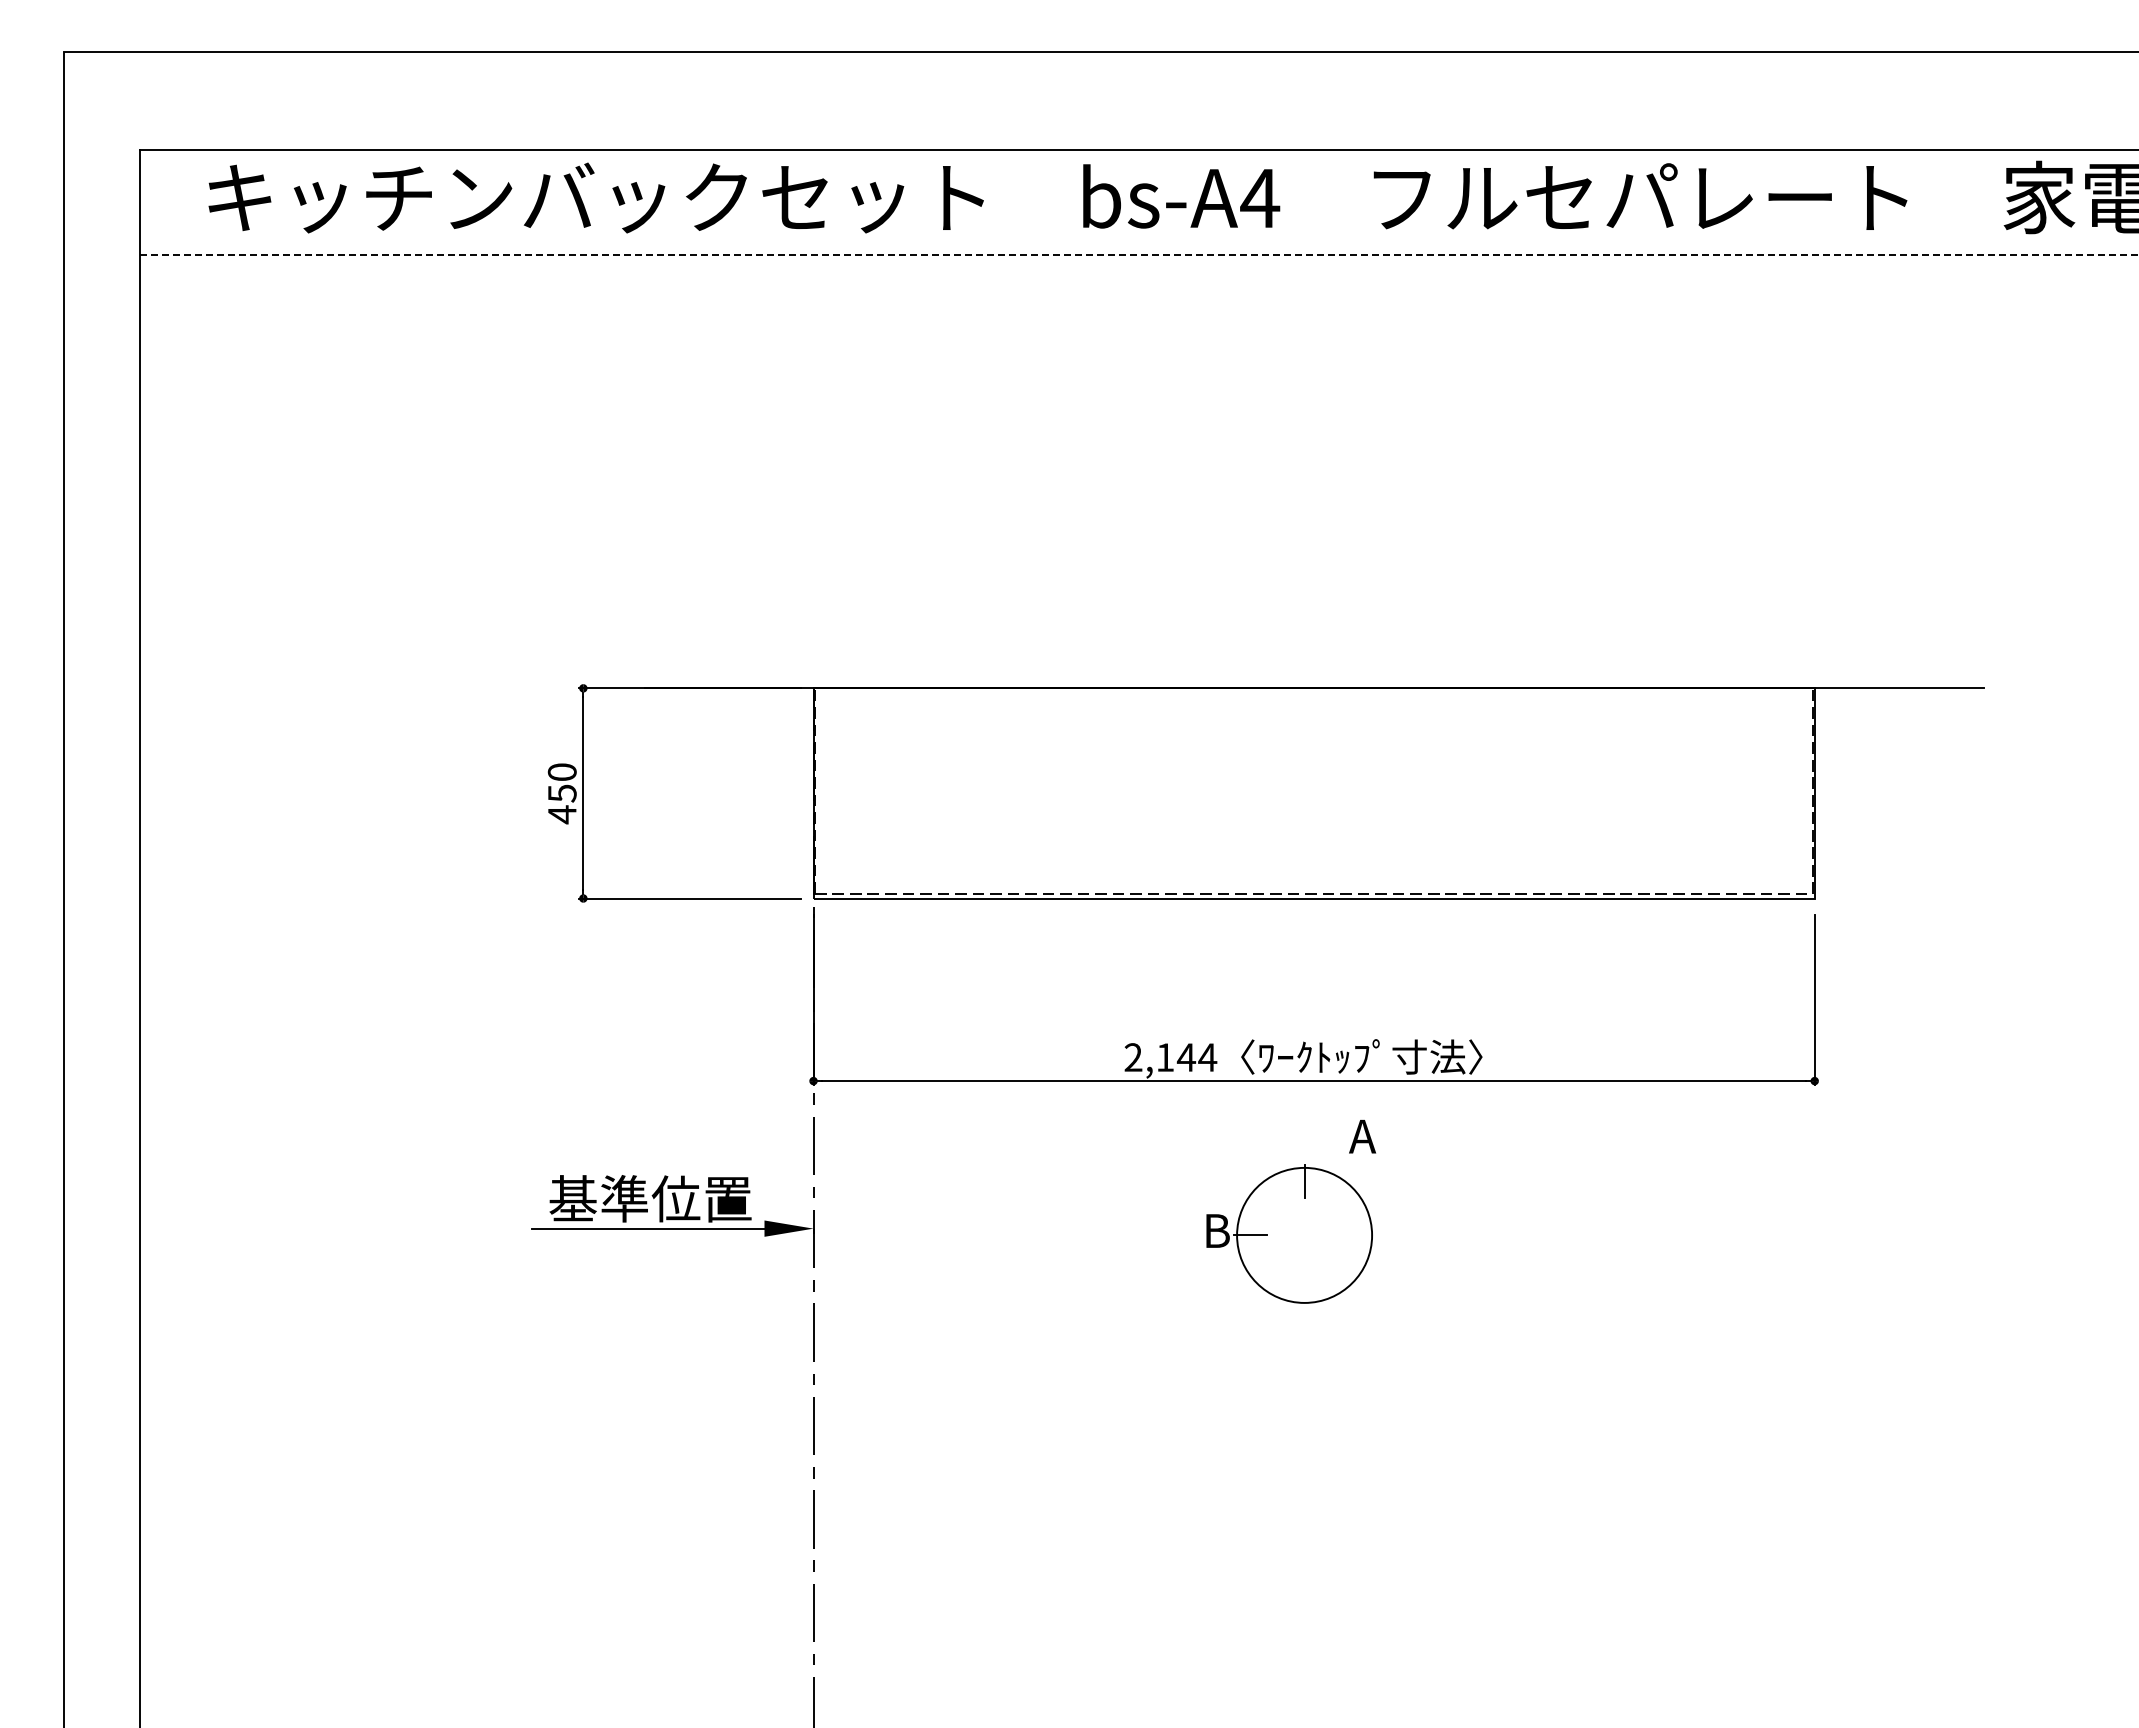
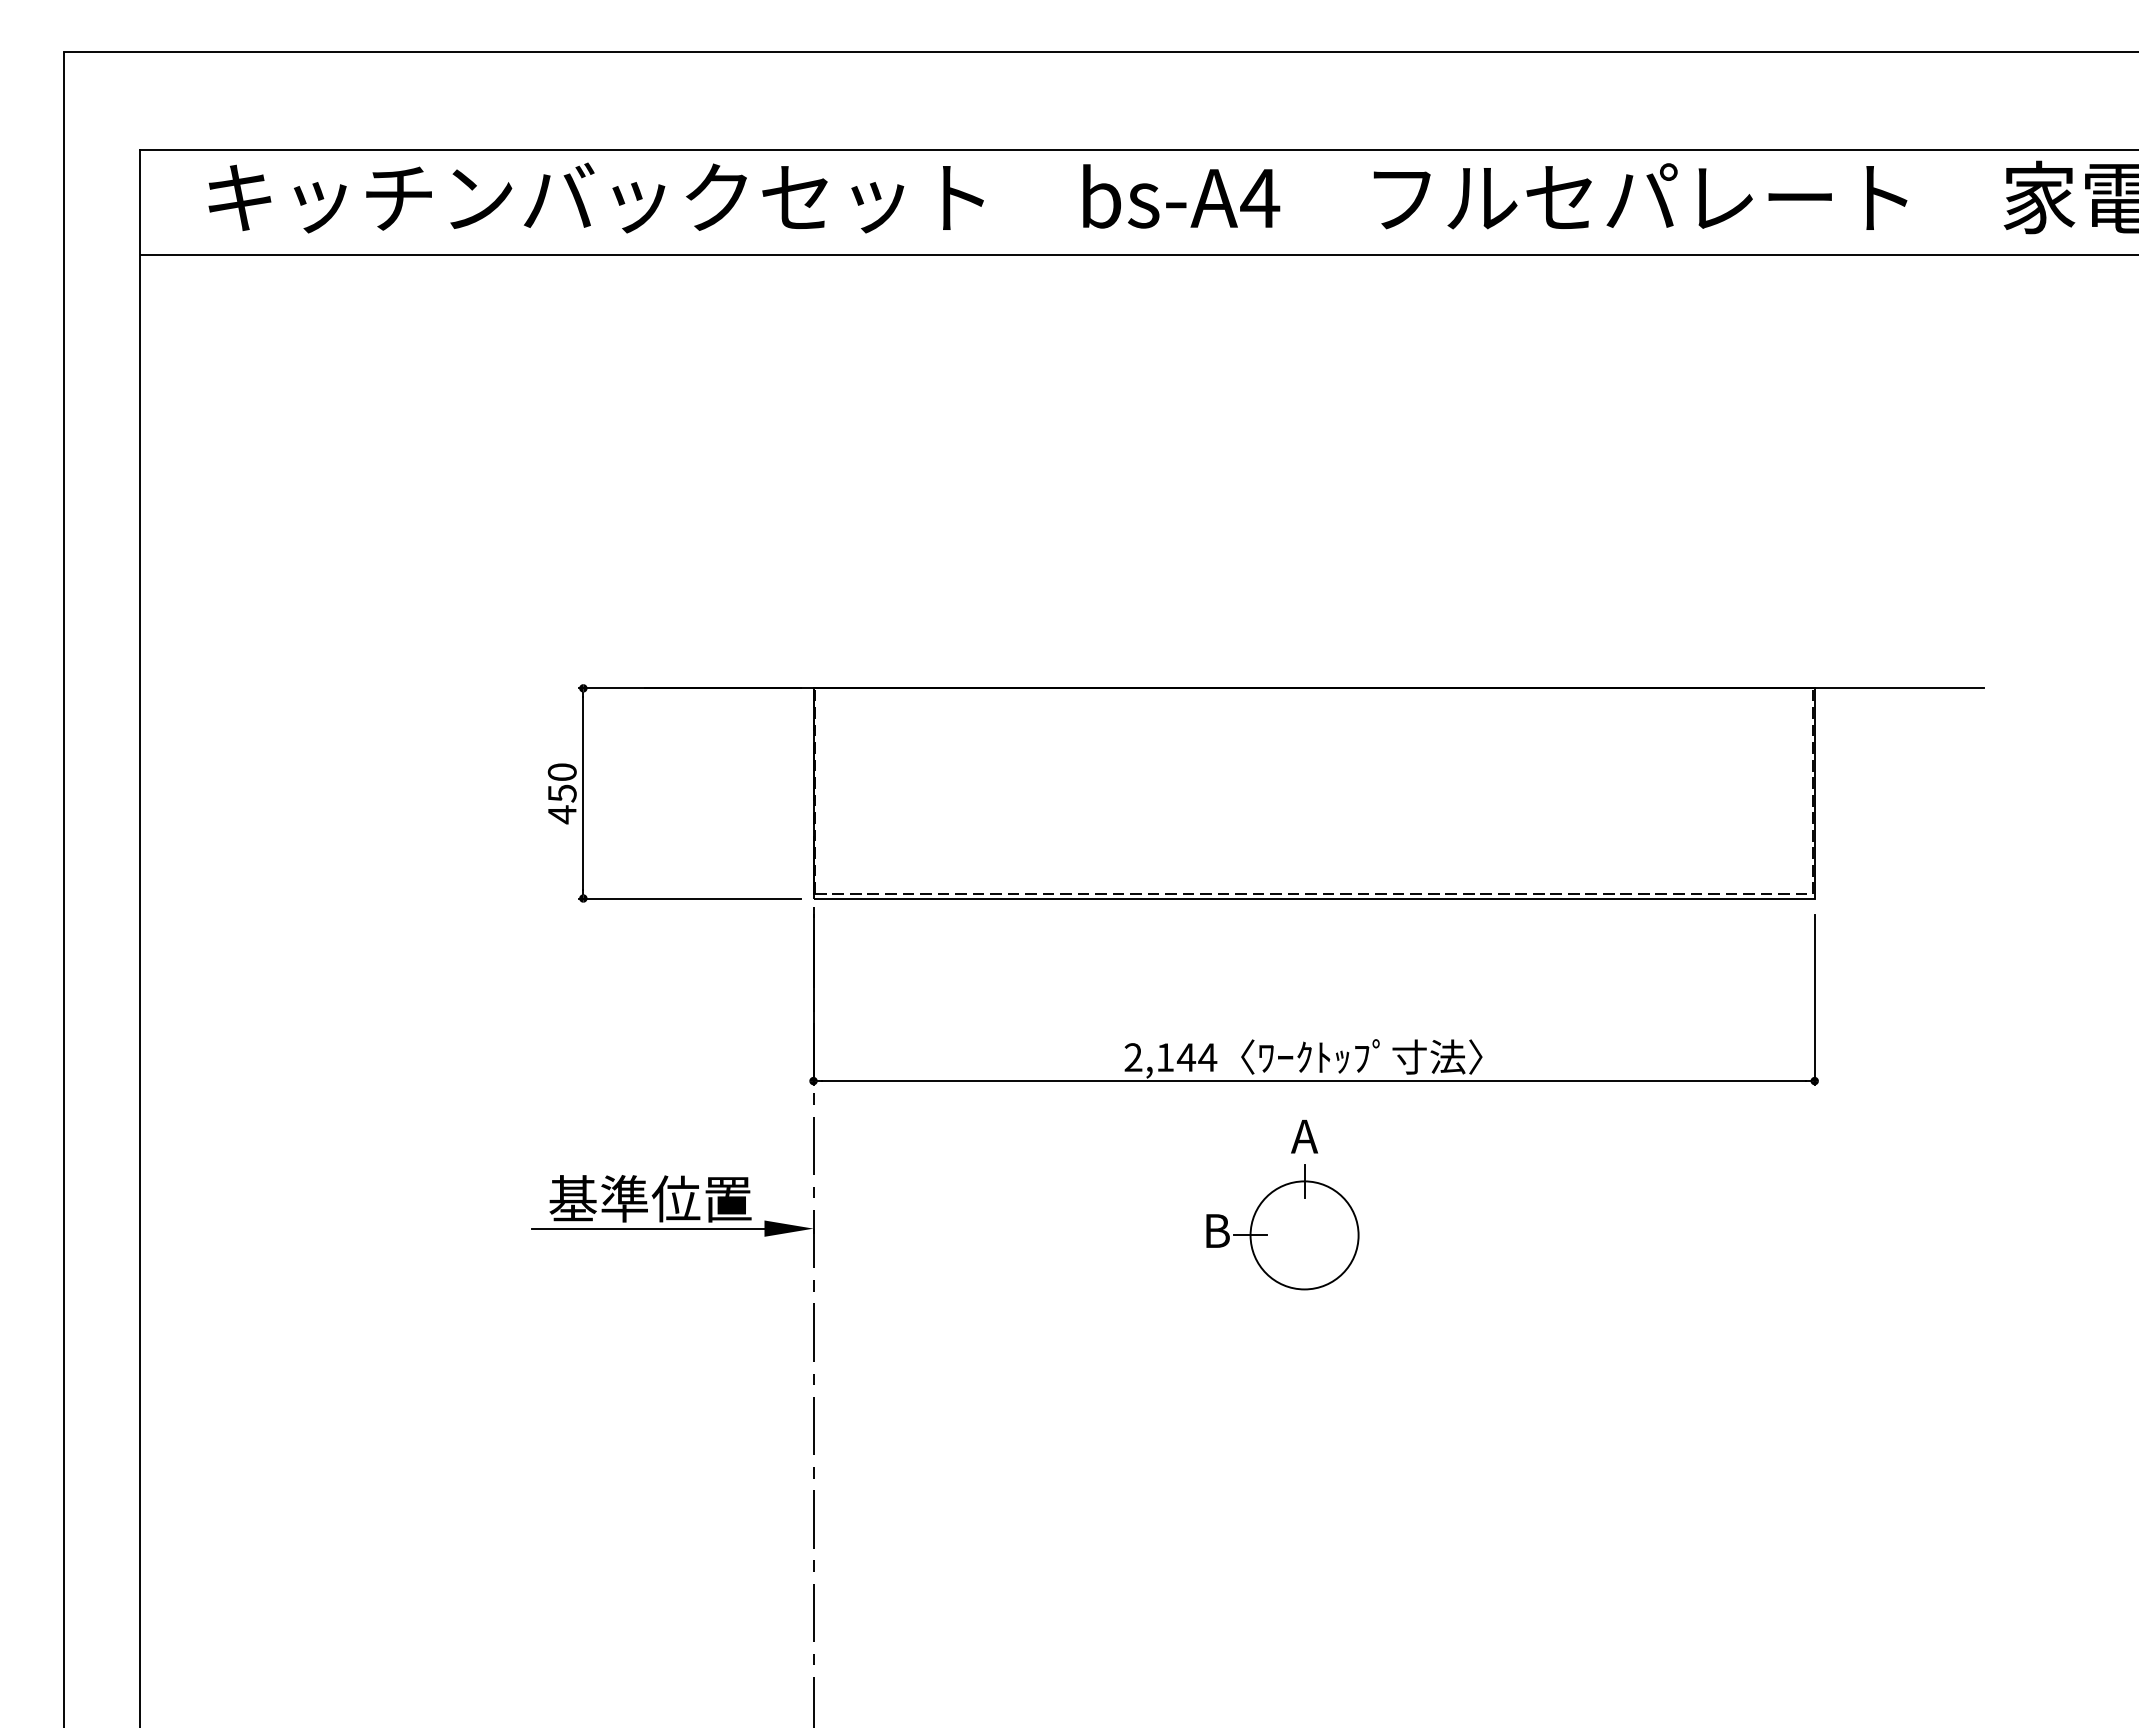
line: dashed -> solid (1139, 255)
text position: (1362, 1136) -> (1304, 1136) (1304, 1136)
circle diameter: 135 px -> 108 px (1304, 1235)
